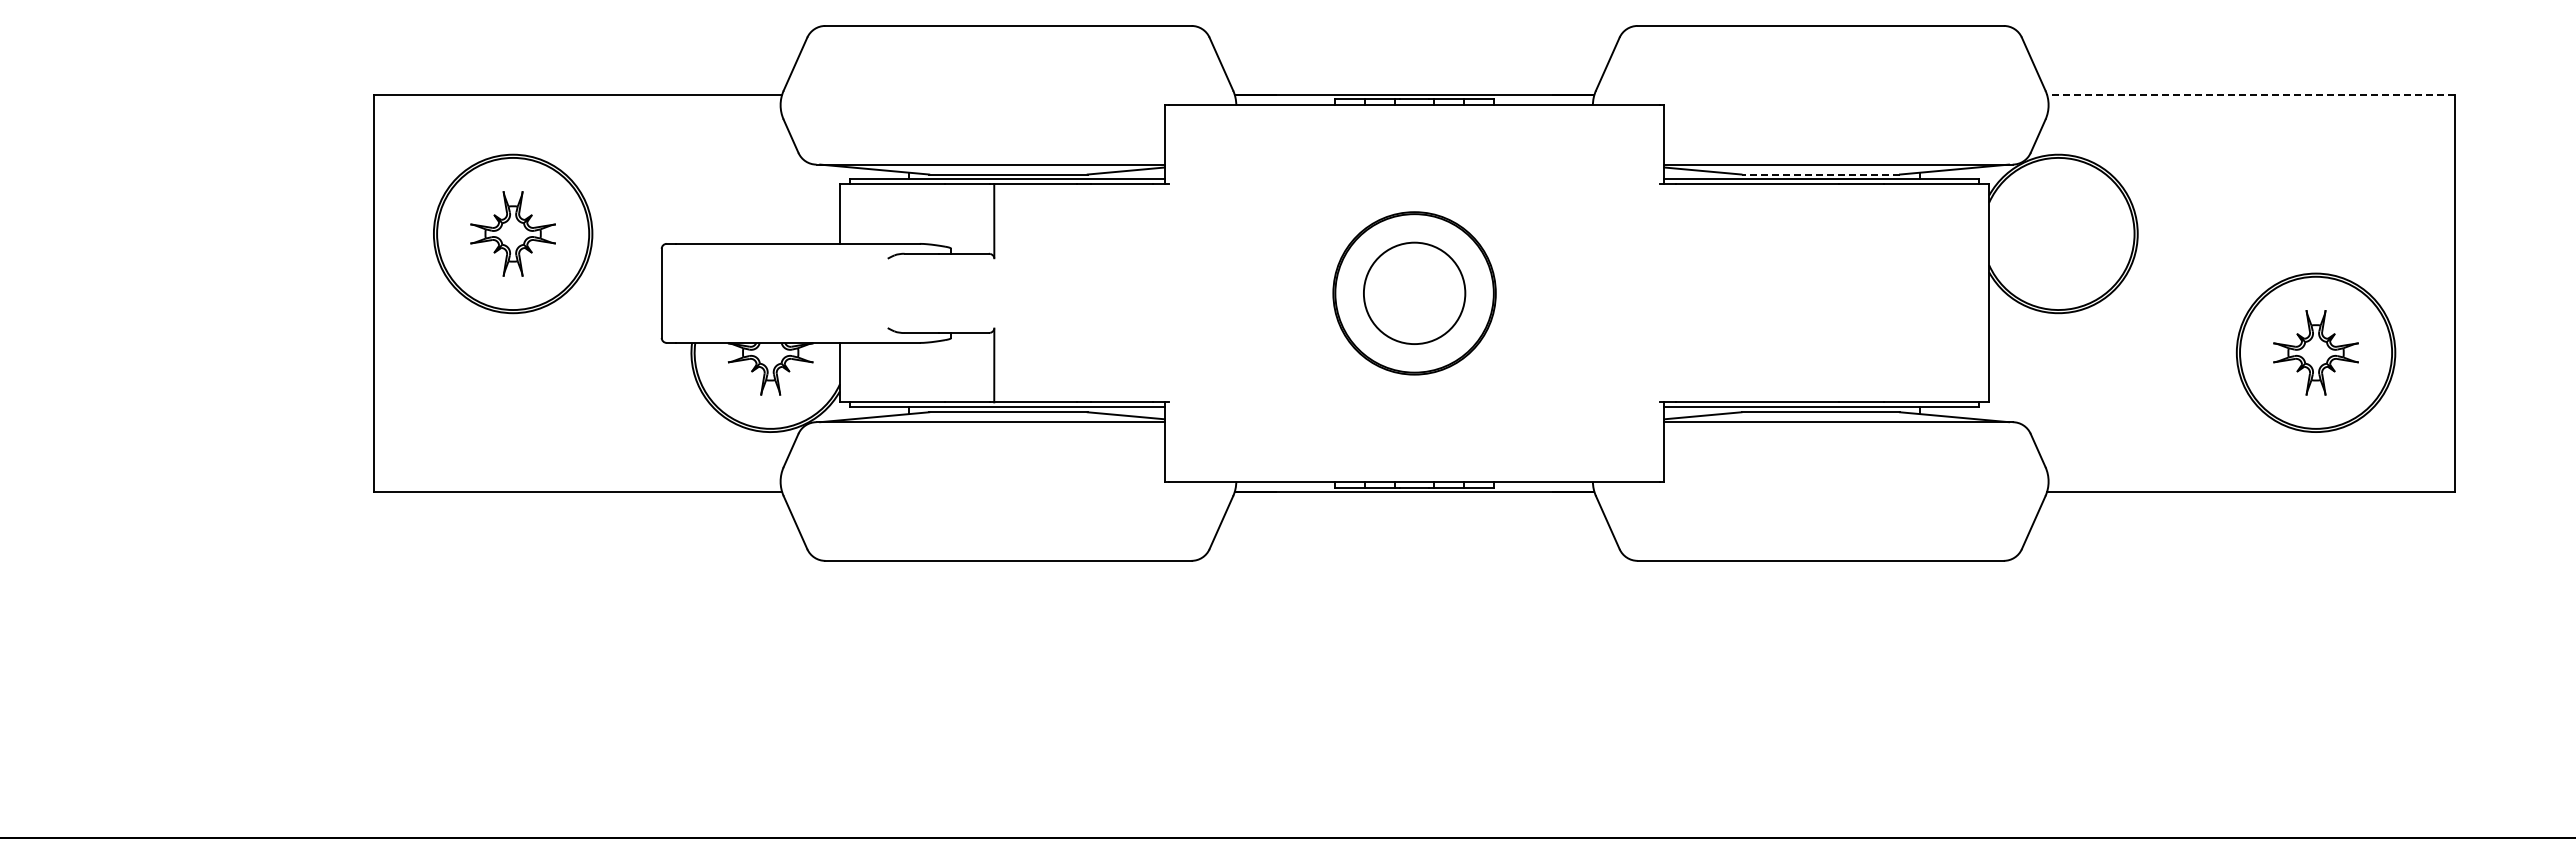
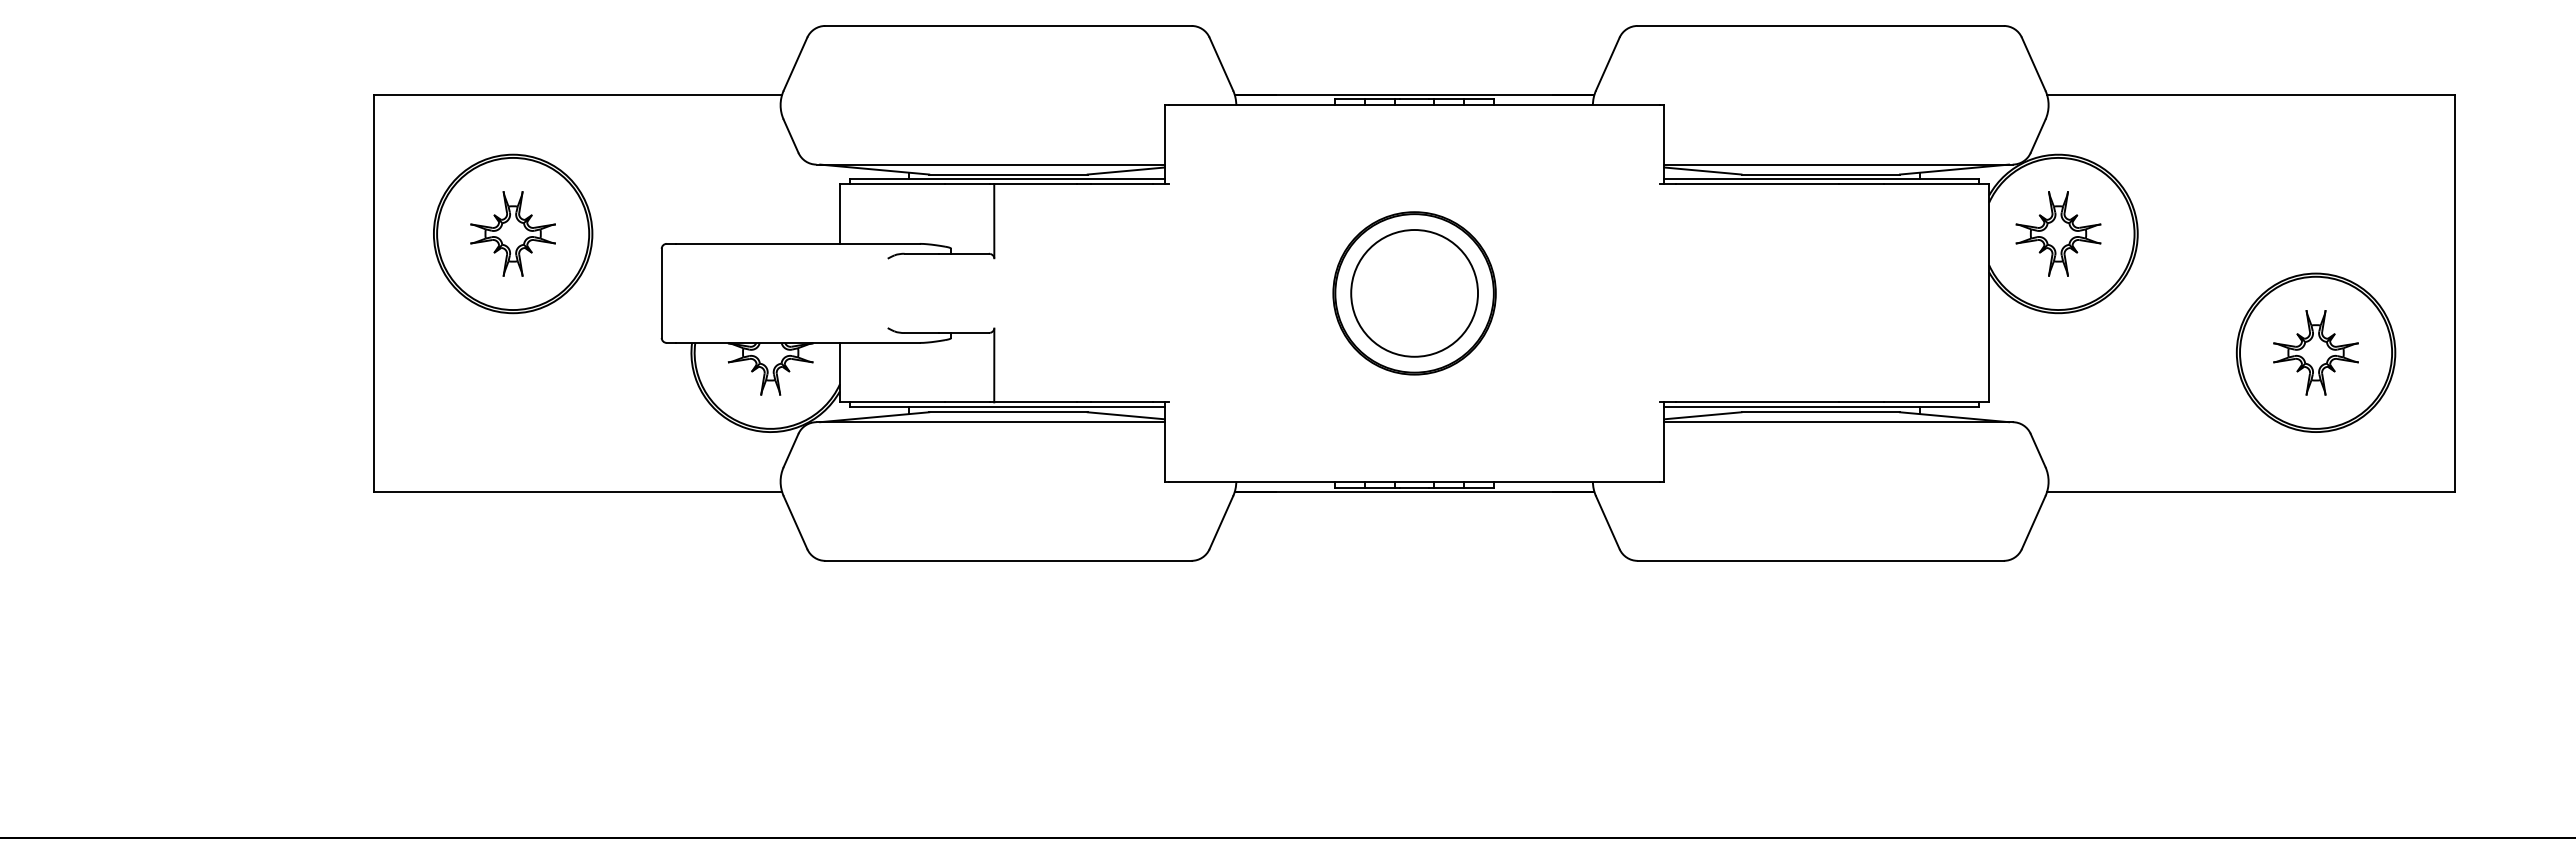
line: dashed -> solid (2250, 95)
line: dashed -> solid (1820, 174)
part: none -> present (2058, 233)
circle diameter: 101 px -> 127 px (1414, 293)
